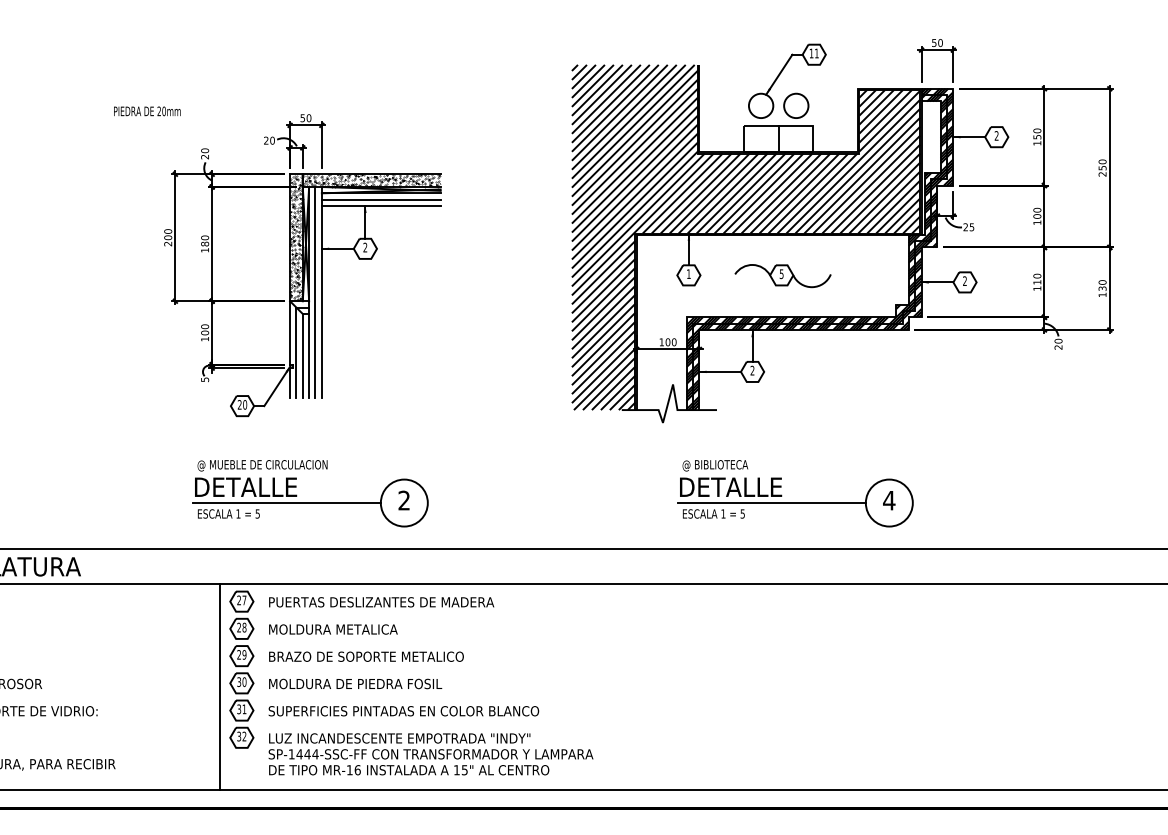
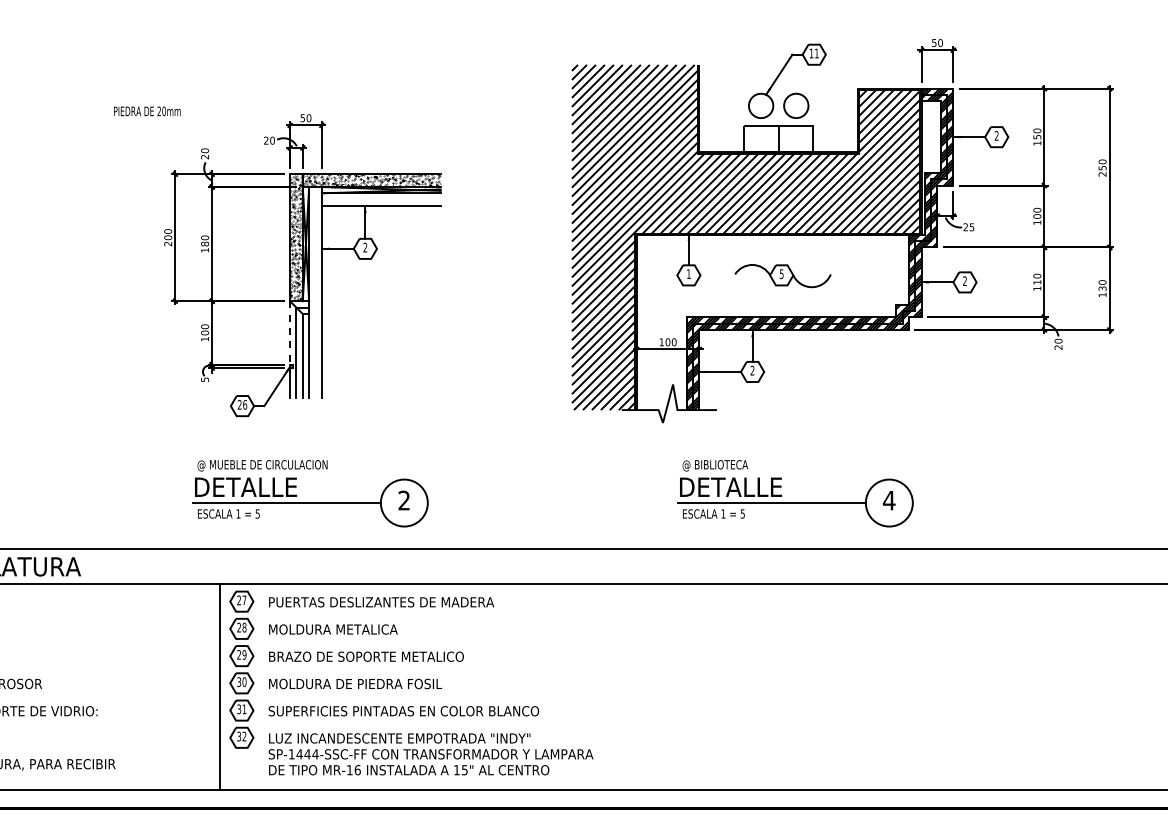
line: present -> none (380, 199)
line: present -> none (315, 292)
line: solid -> dashed (290, 333)
text: 20 -> 26 (245, 404)
